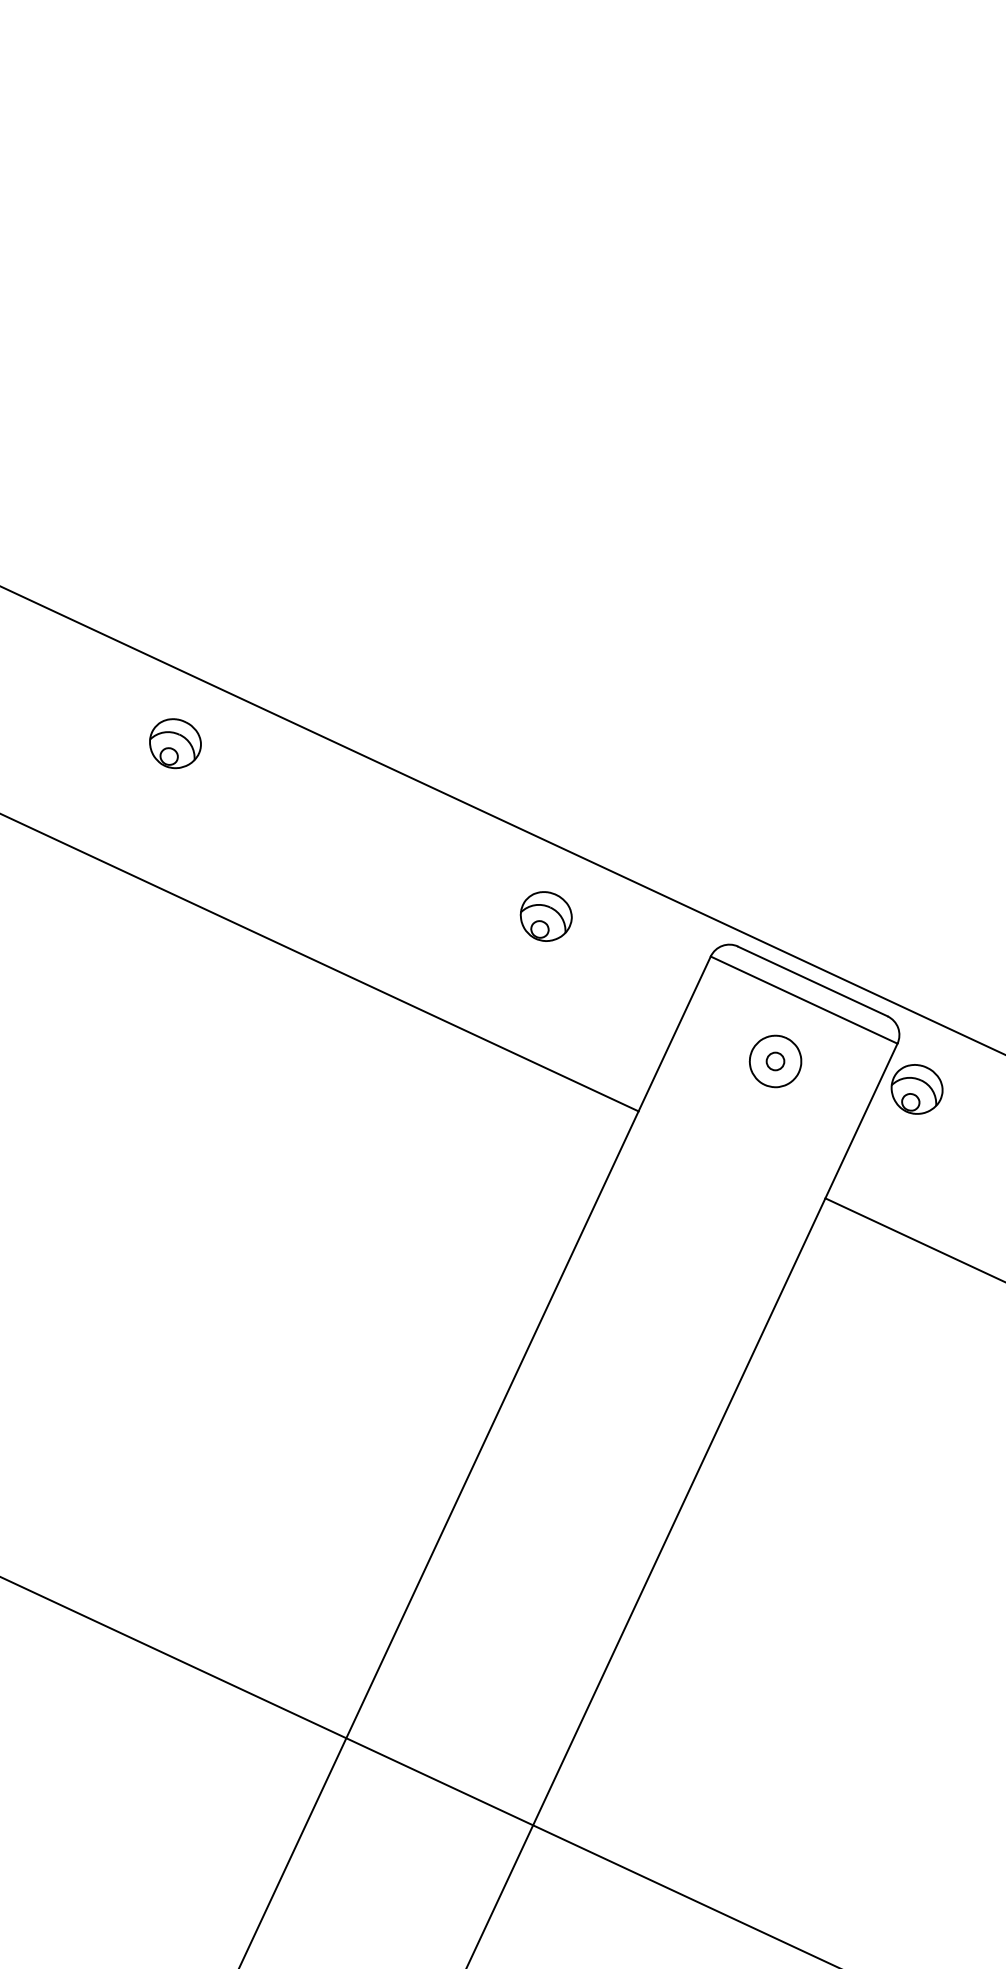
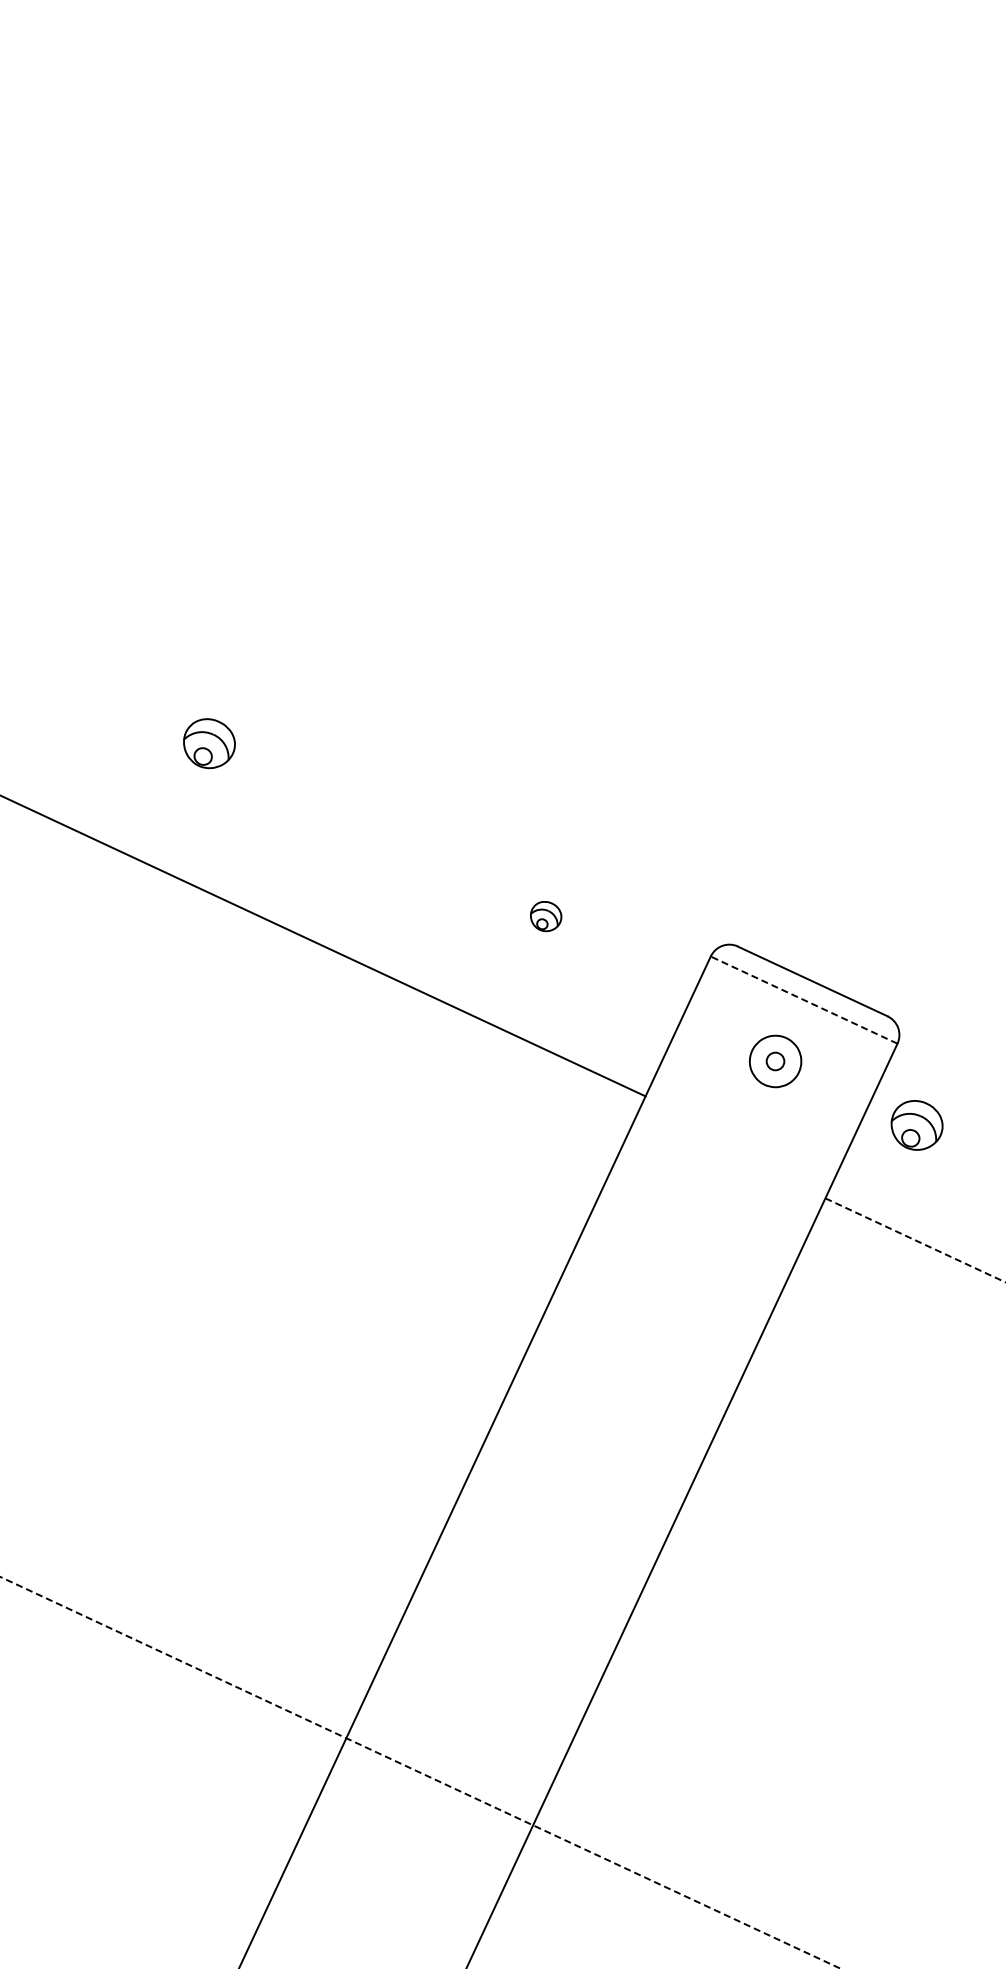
part position: (175, 743) -> (209, 743) (209, 743)
line: present -> none (502, 820)
part size: 54x51 px -> 33x32 px (546, 916)
line position: (320, 962) -> (323, 946) (323, 946)
line: solid -> dashed (803, 999)
part position: (916, 1089) -> (916, 1125) (916, 1125)
line: solid -> dashed (916, 1240)
line: solid -> dashed (420, 1773)
